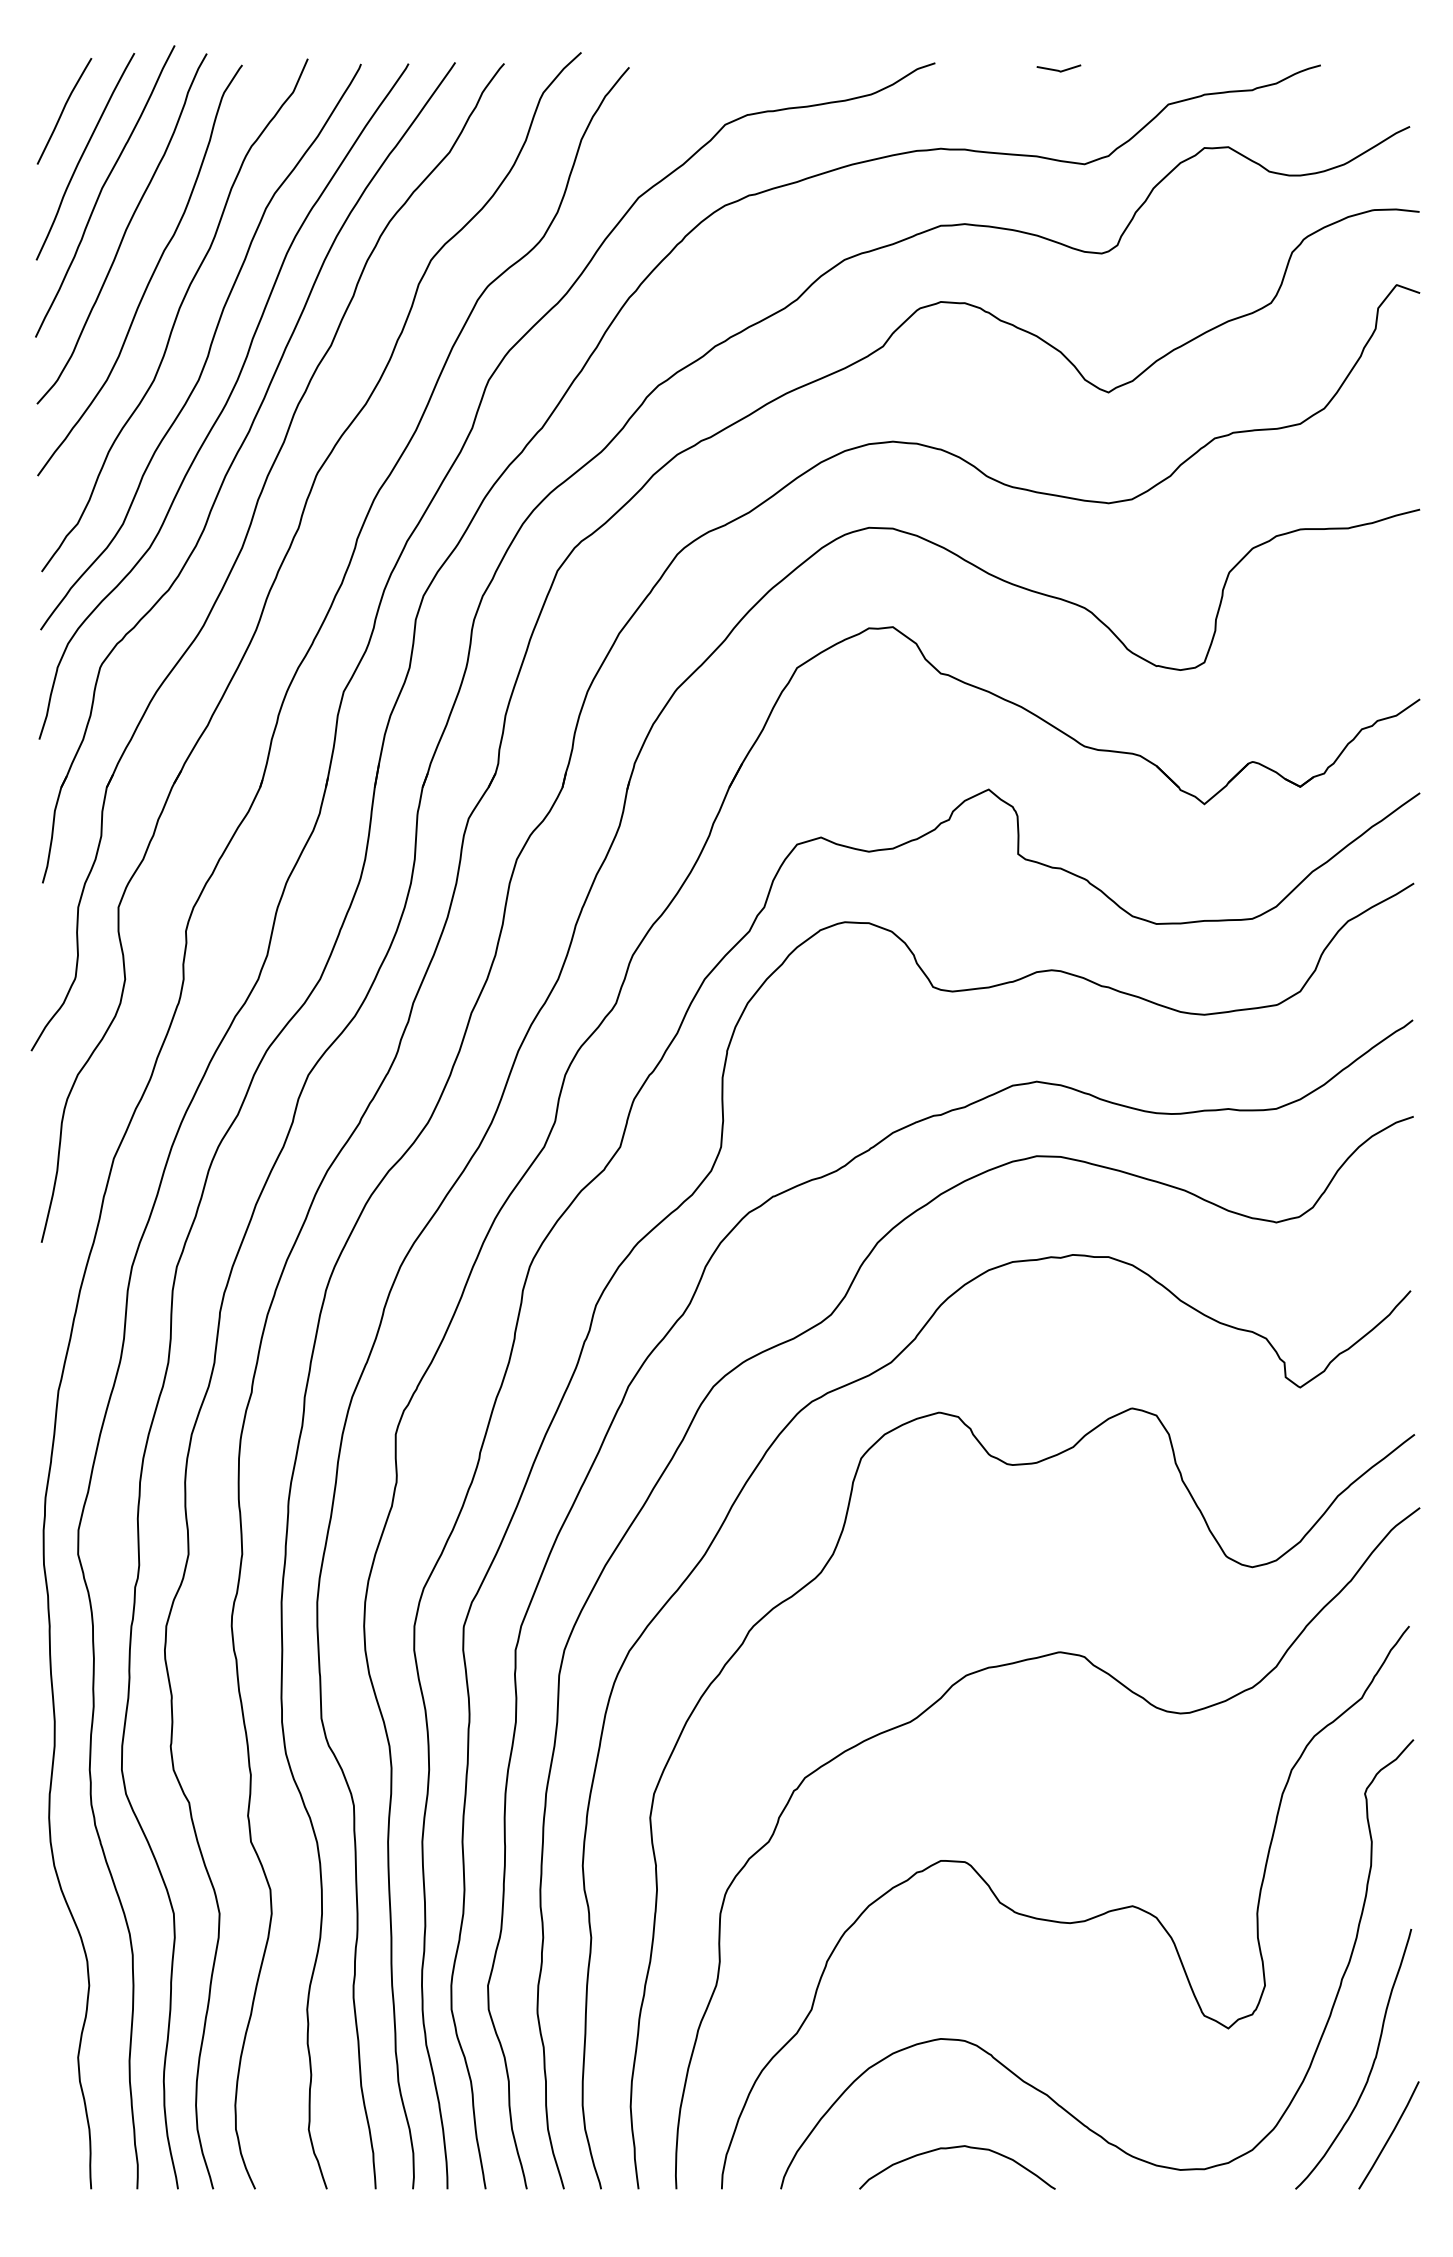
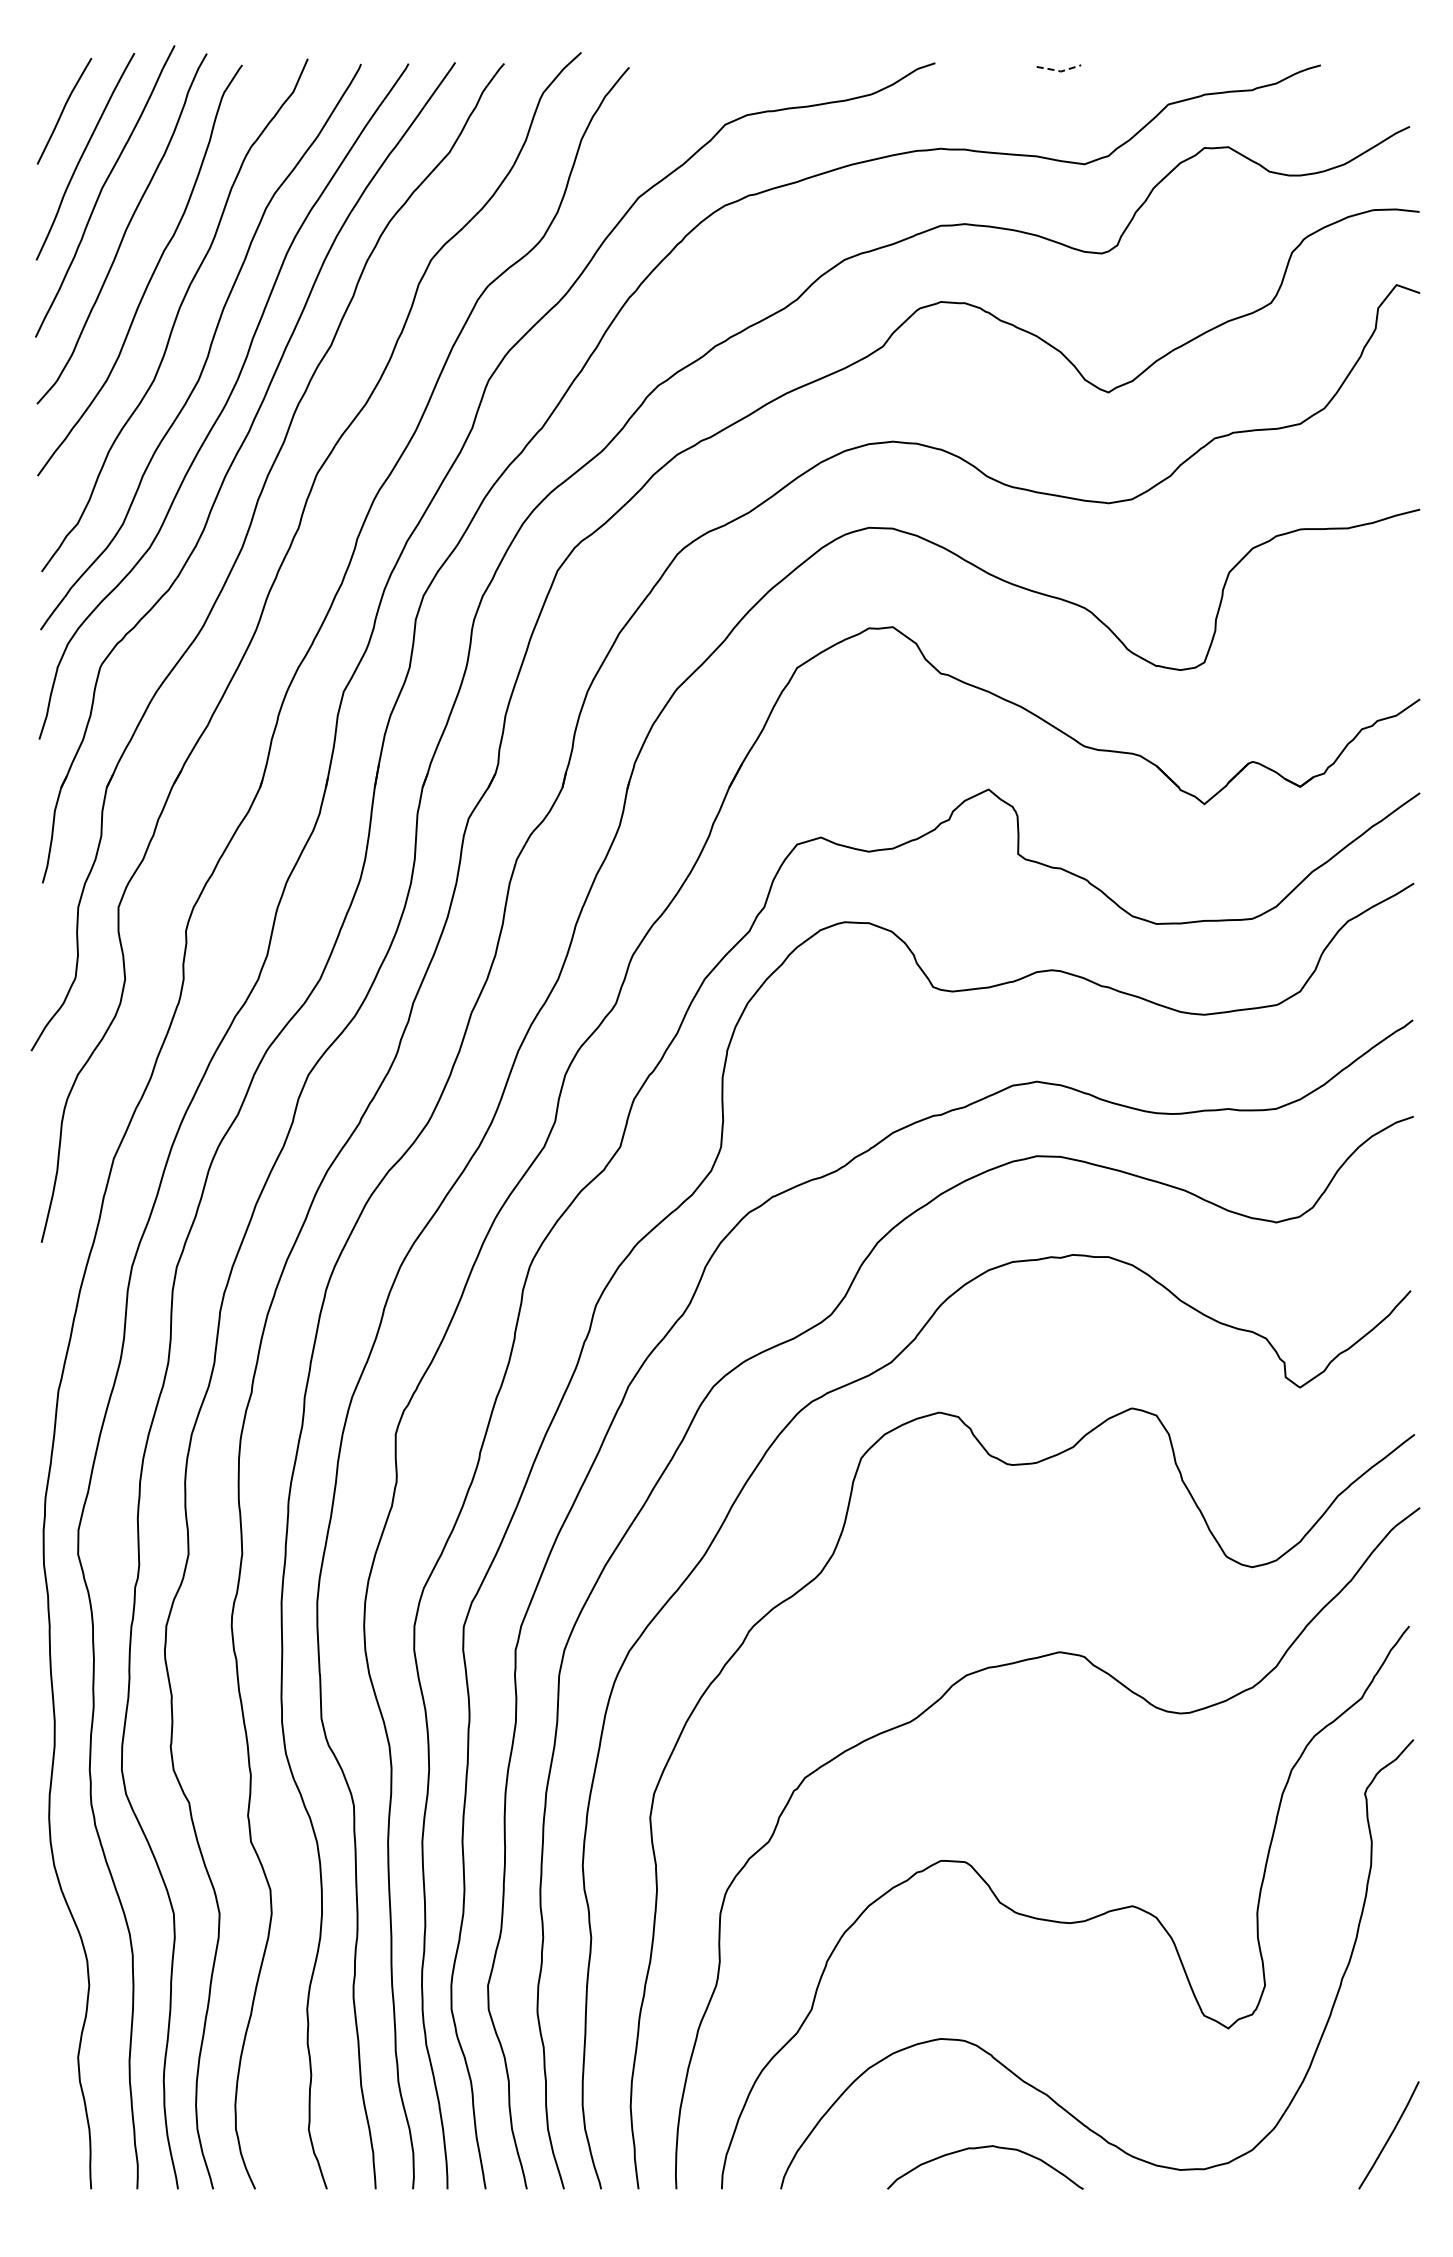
line: solid -> dashed (1059, 71)
curve: present -> none (1372, 2063)
curve position: (955, 2148) -> (983, 2148) (983, 2148)
